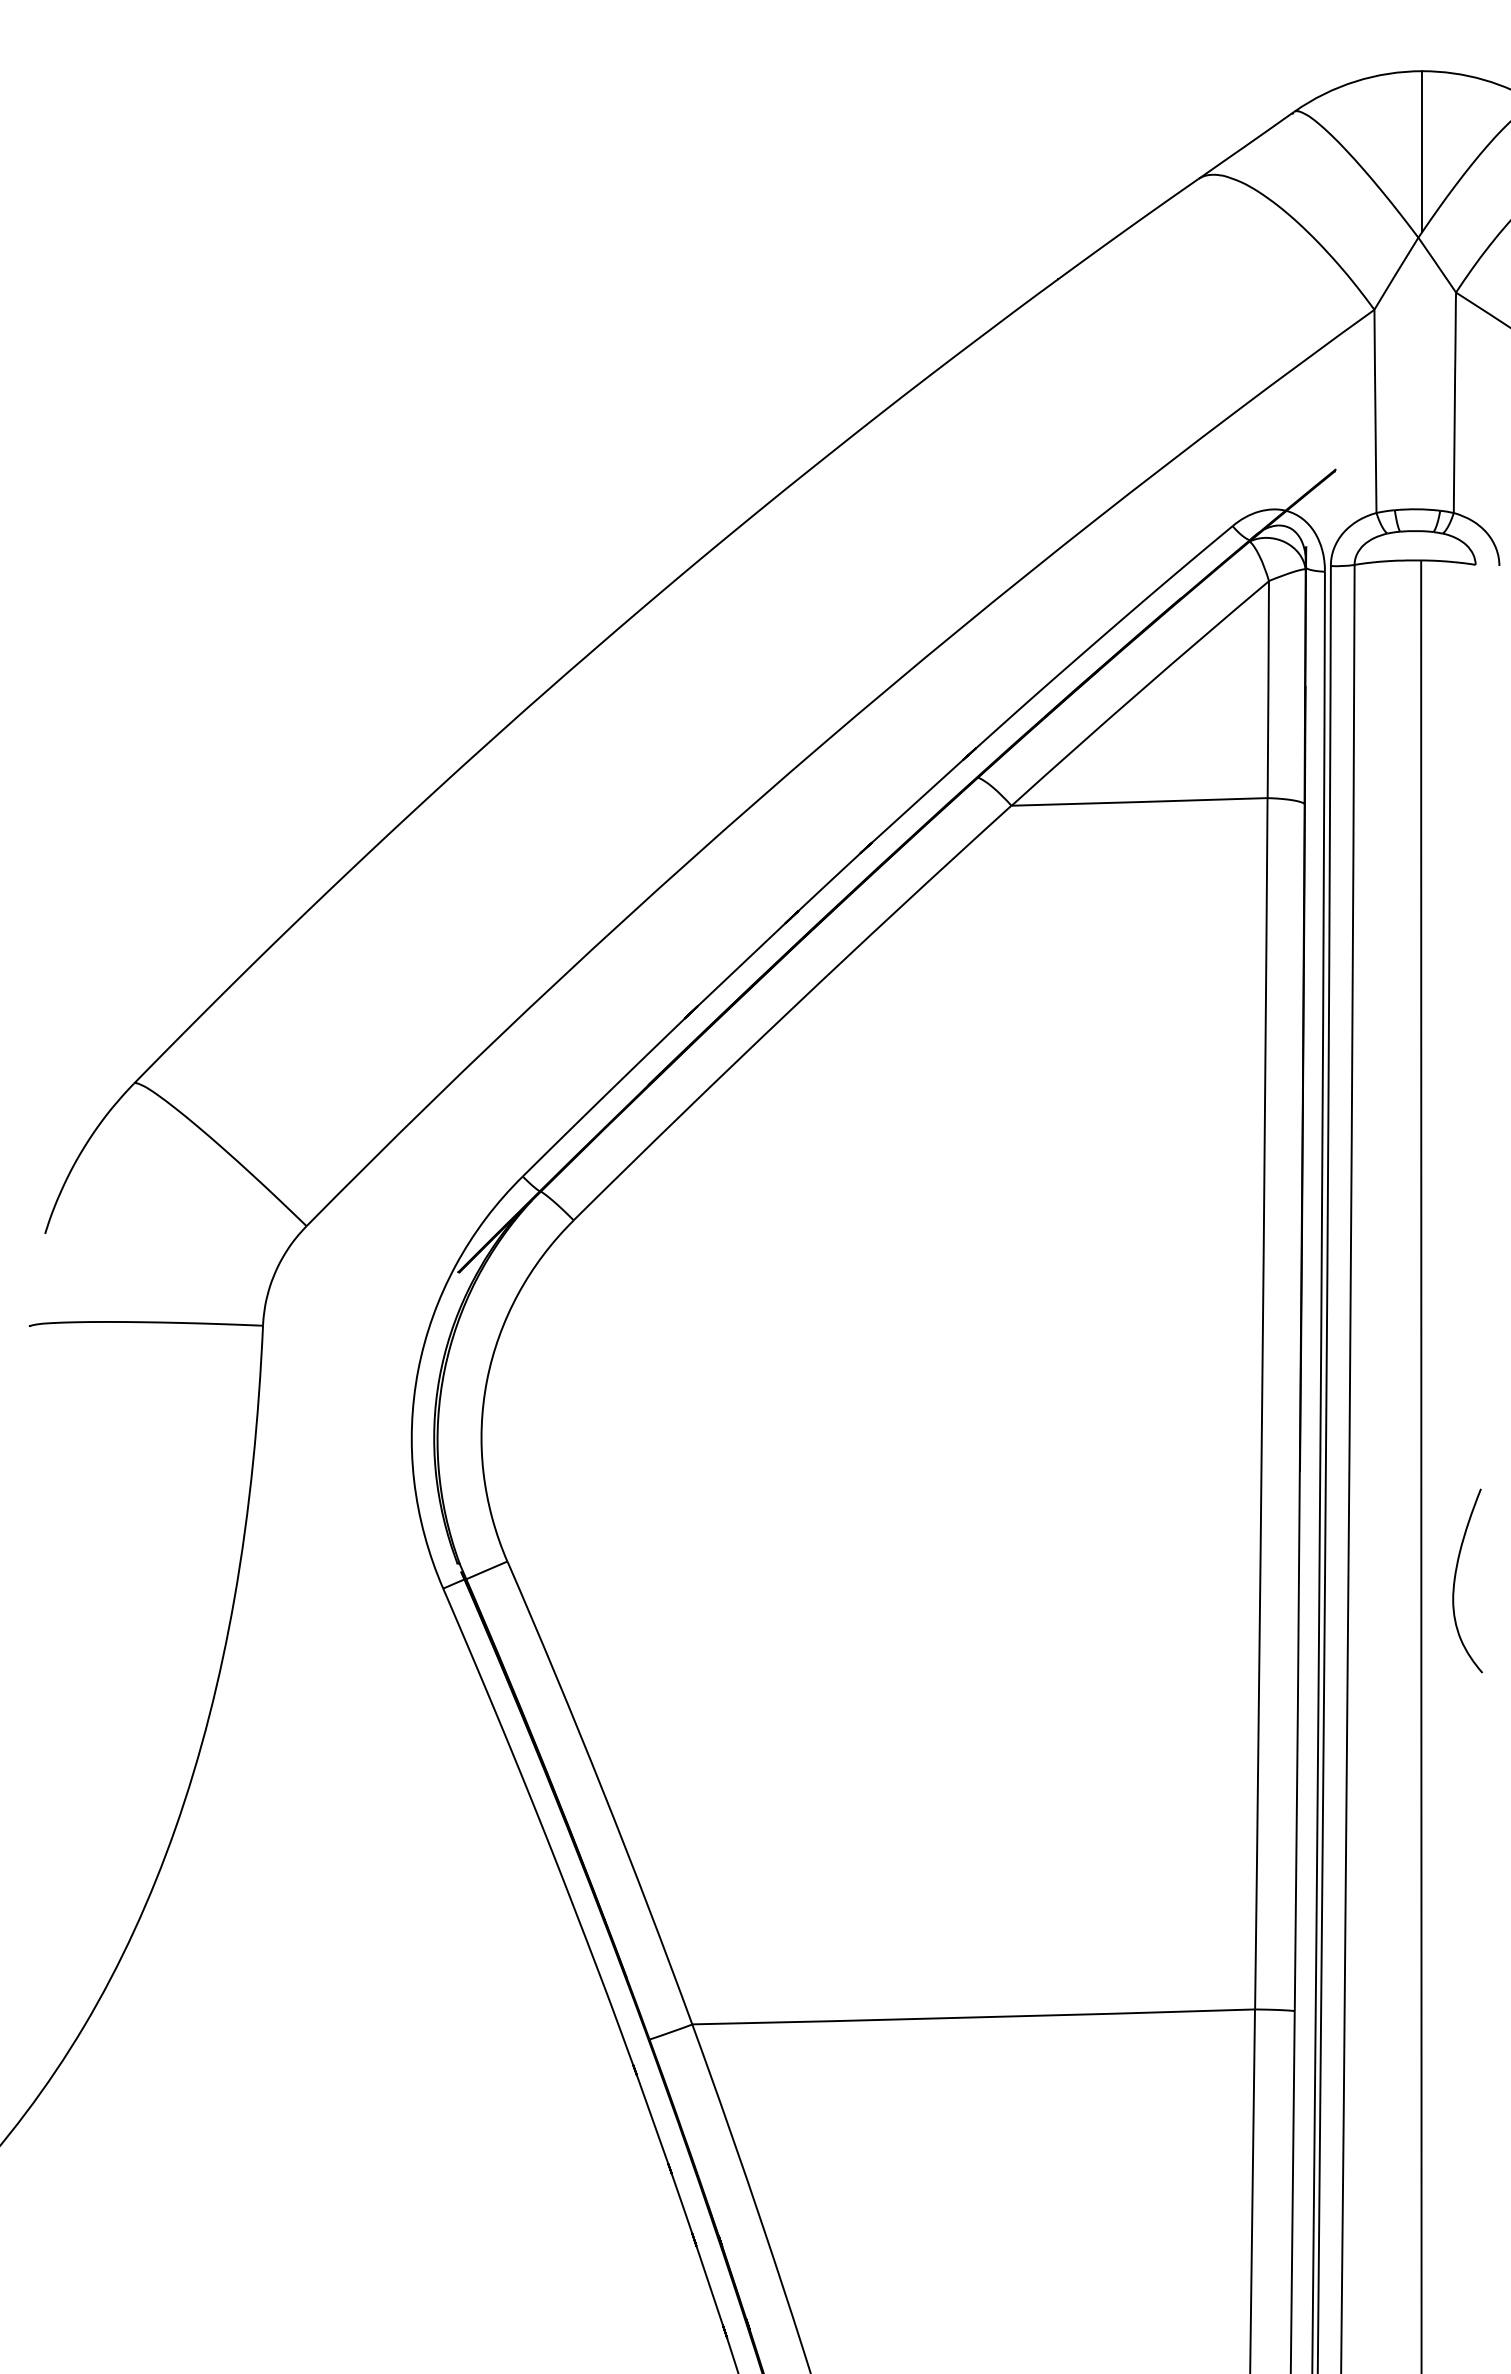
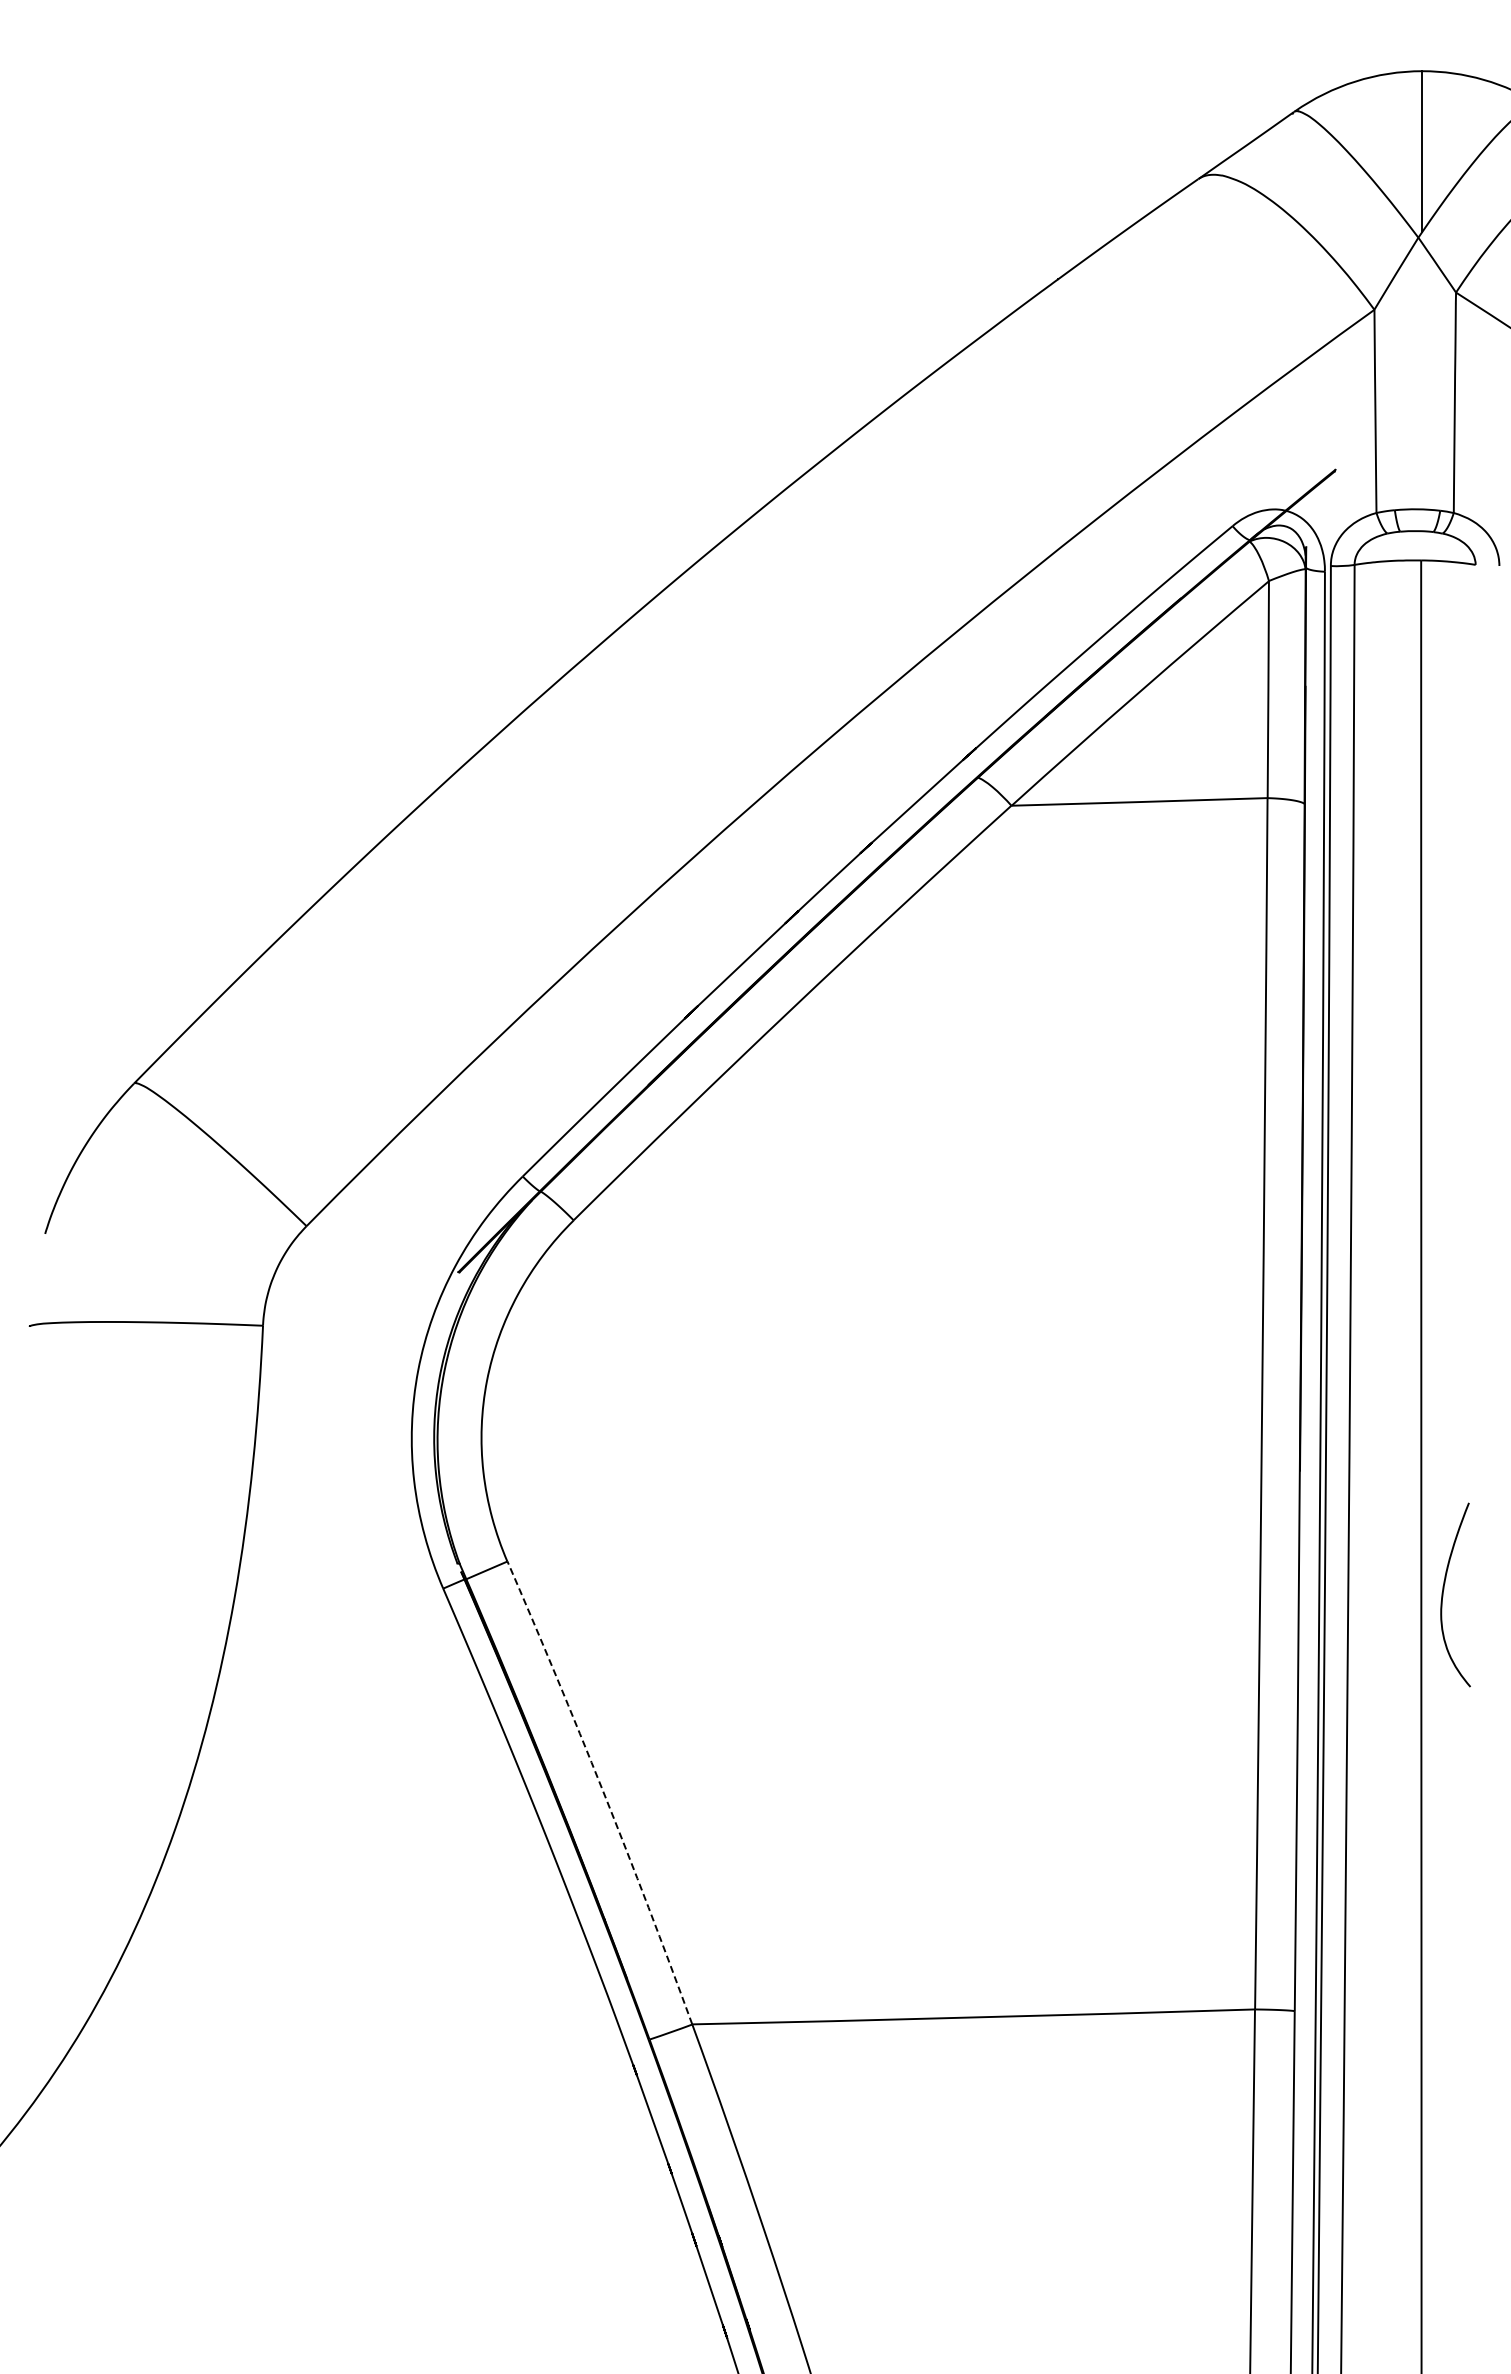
curve position: (1455, 1580) -> (1443, 1594) (1443, 1594)
arc: solid -> dashed (603, 1791)
